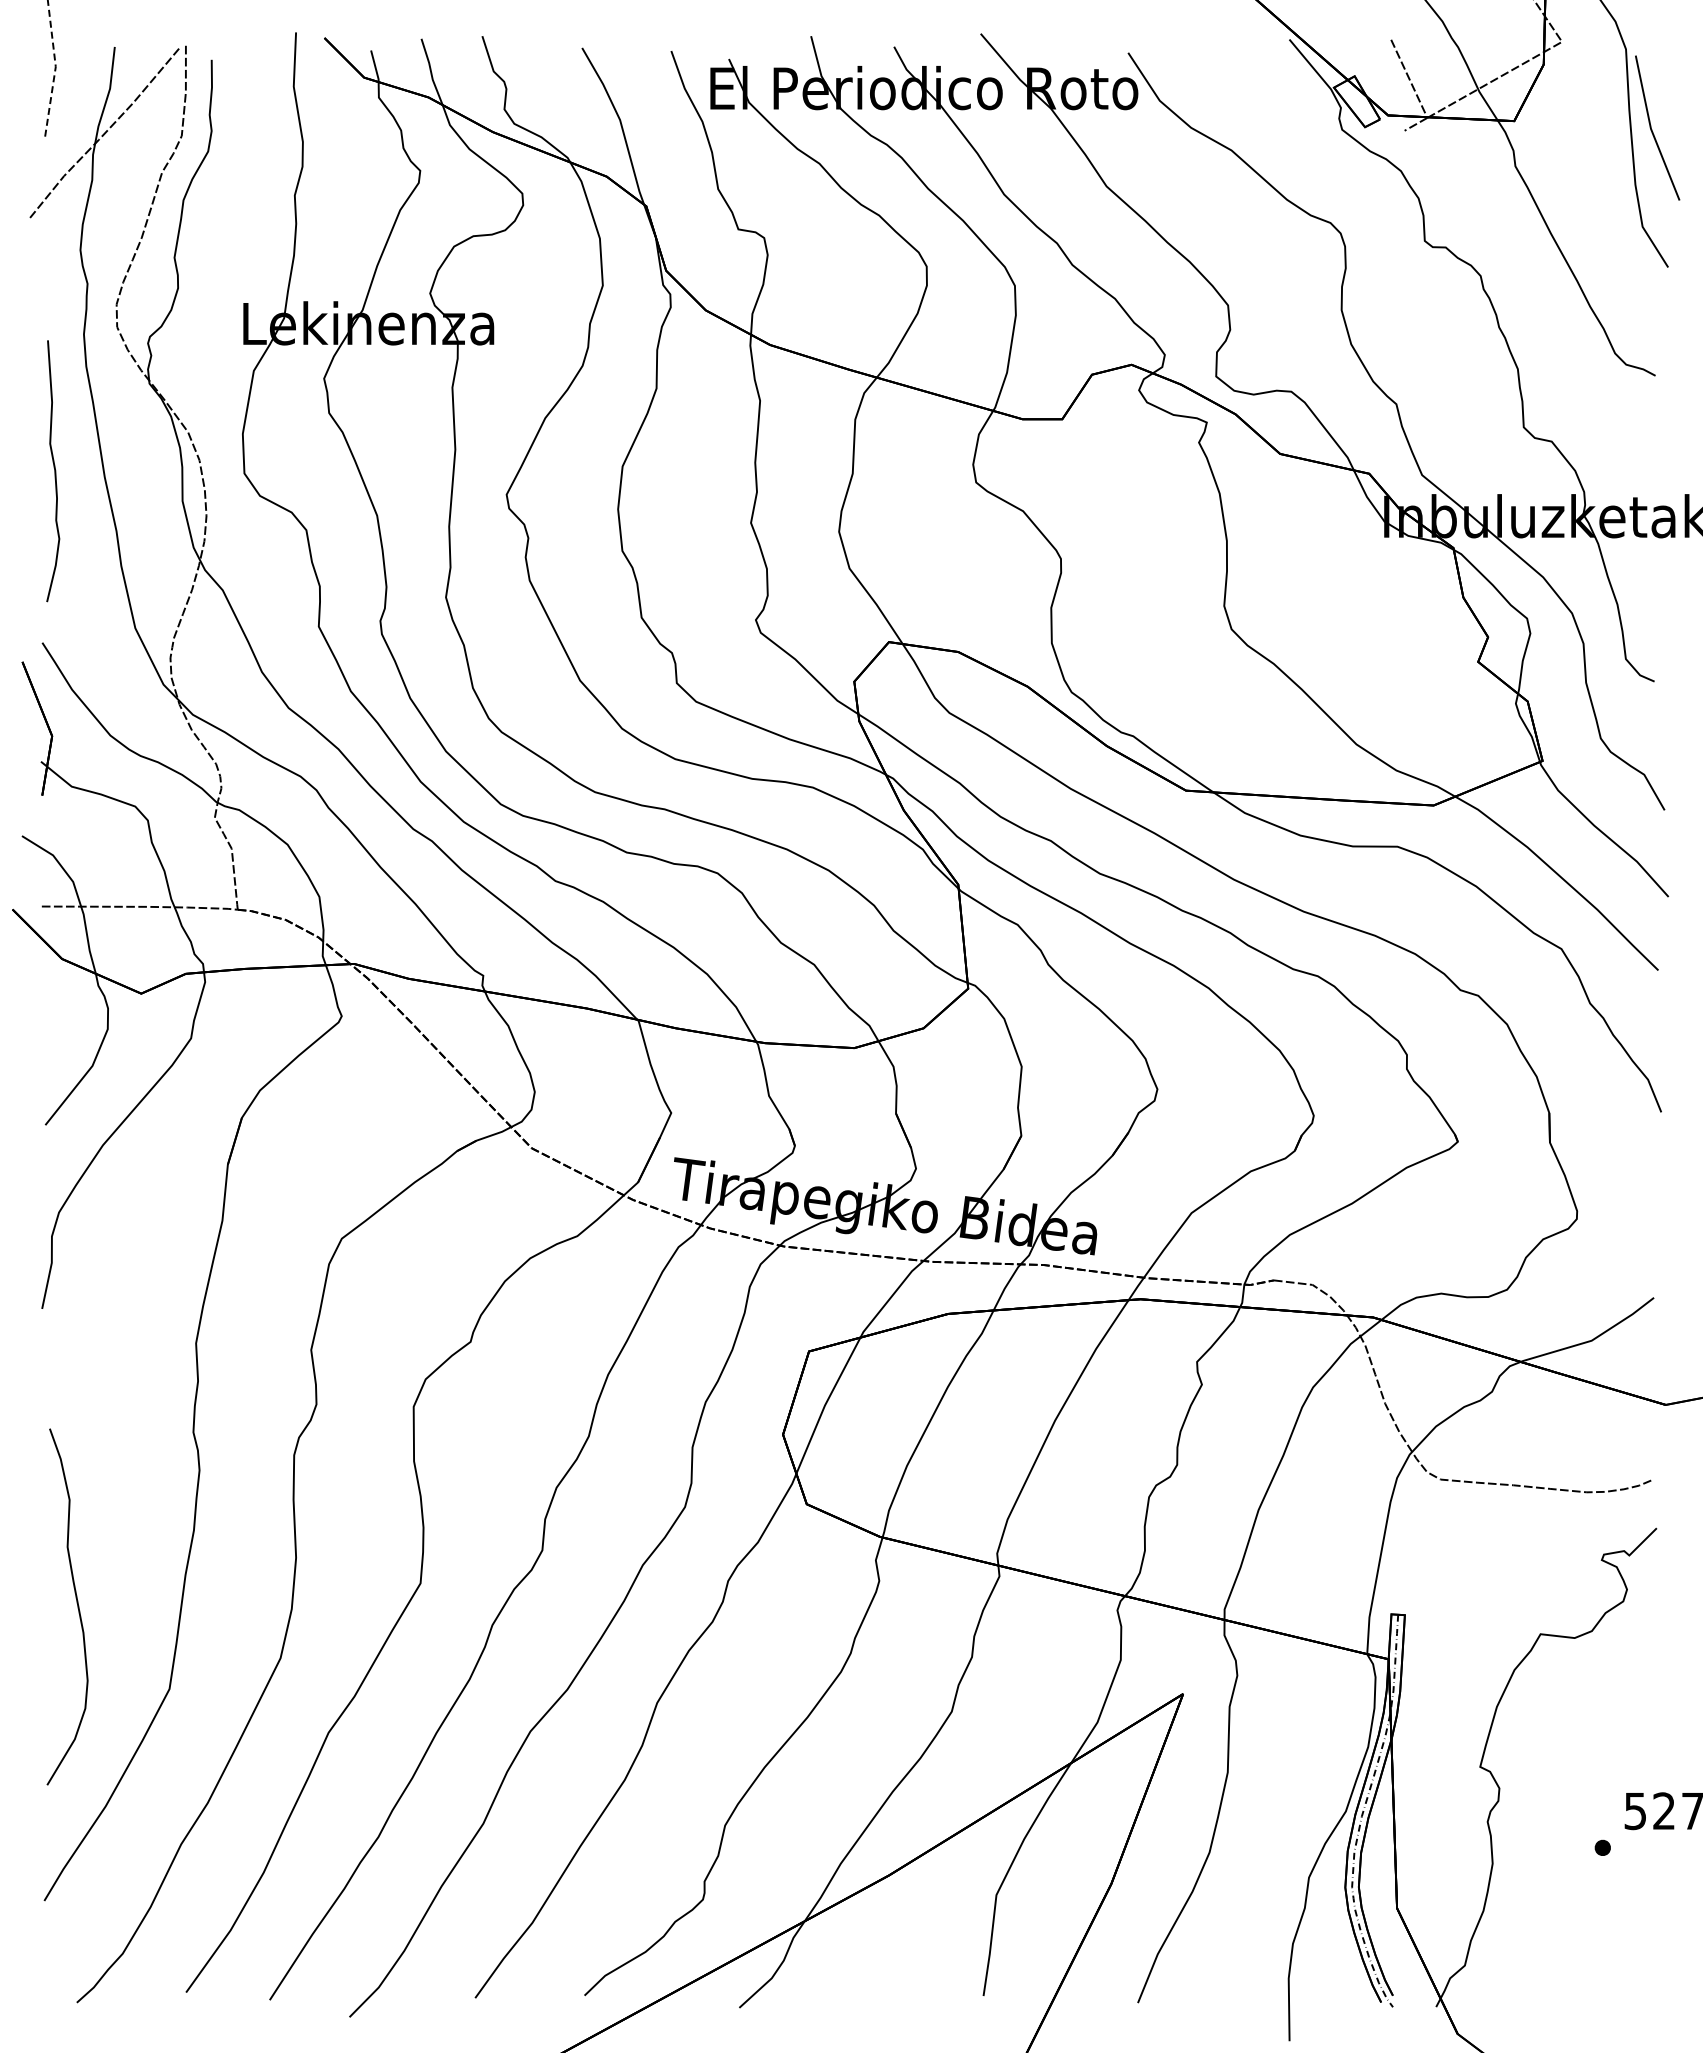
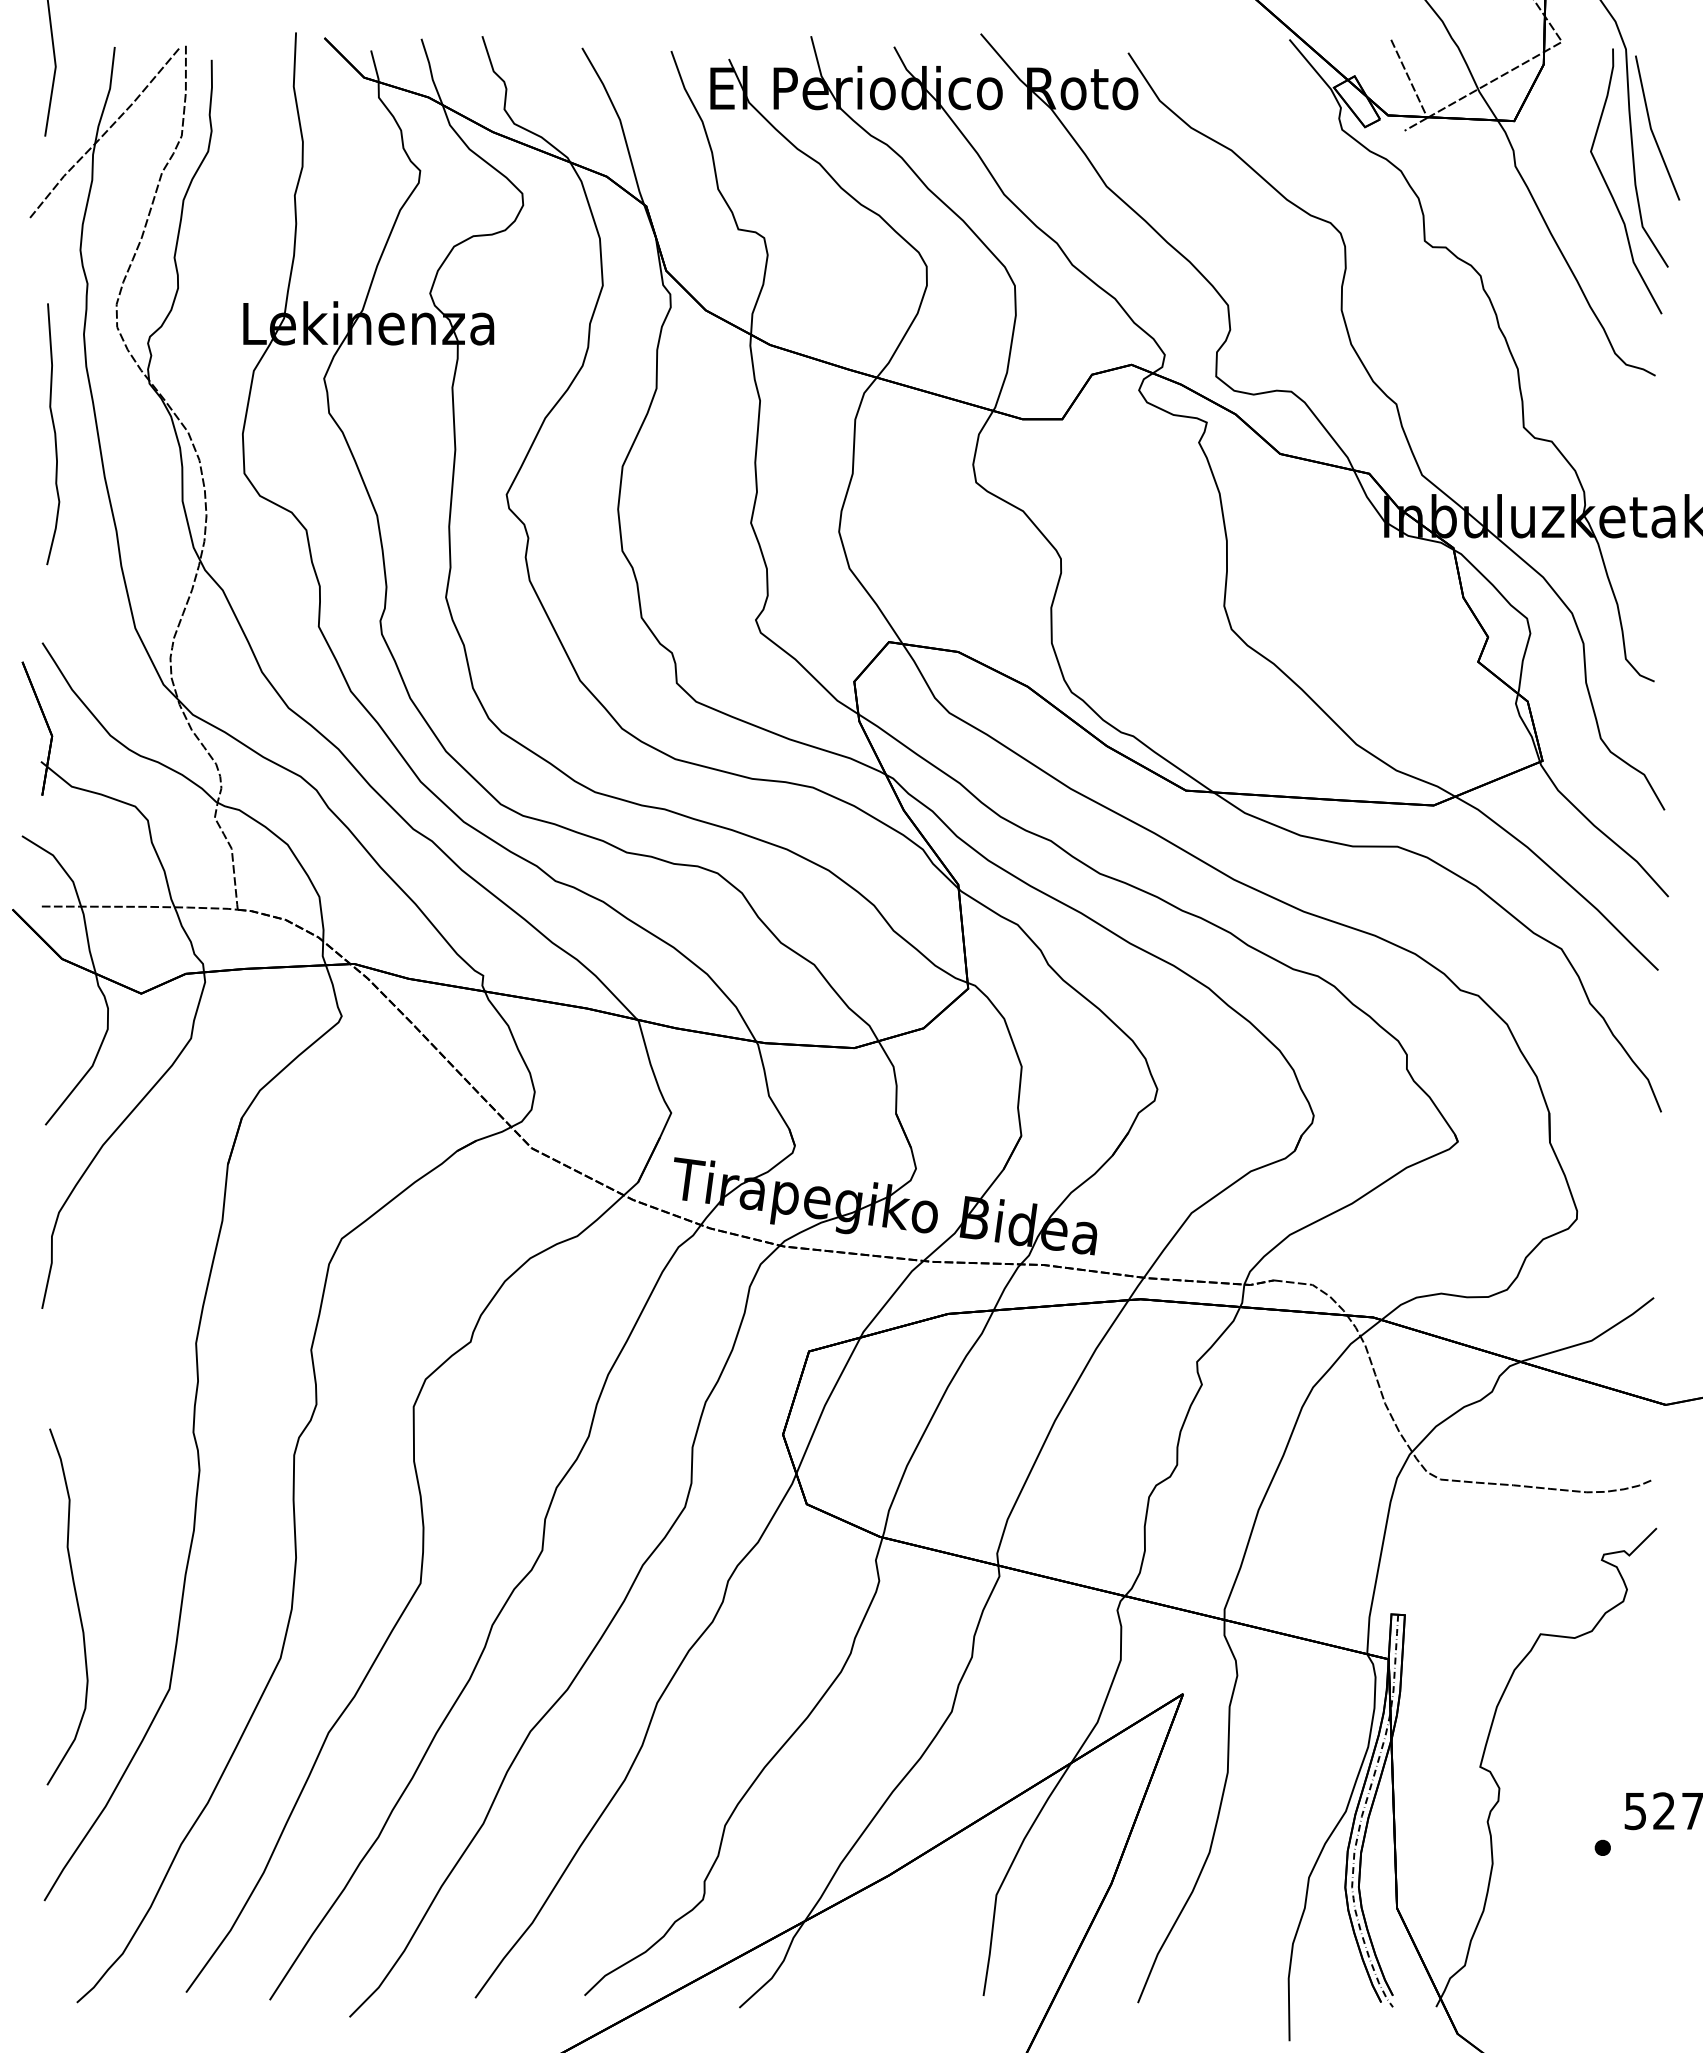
line: dashed -> solid (55, 67)
curve: none -> present (1610, 190)
curve position: (54, 471) -> (54, 434) (54, 434)
